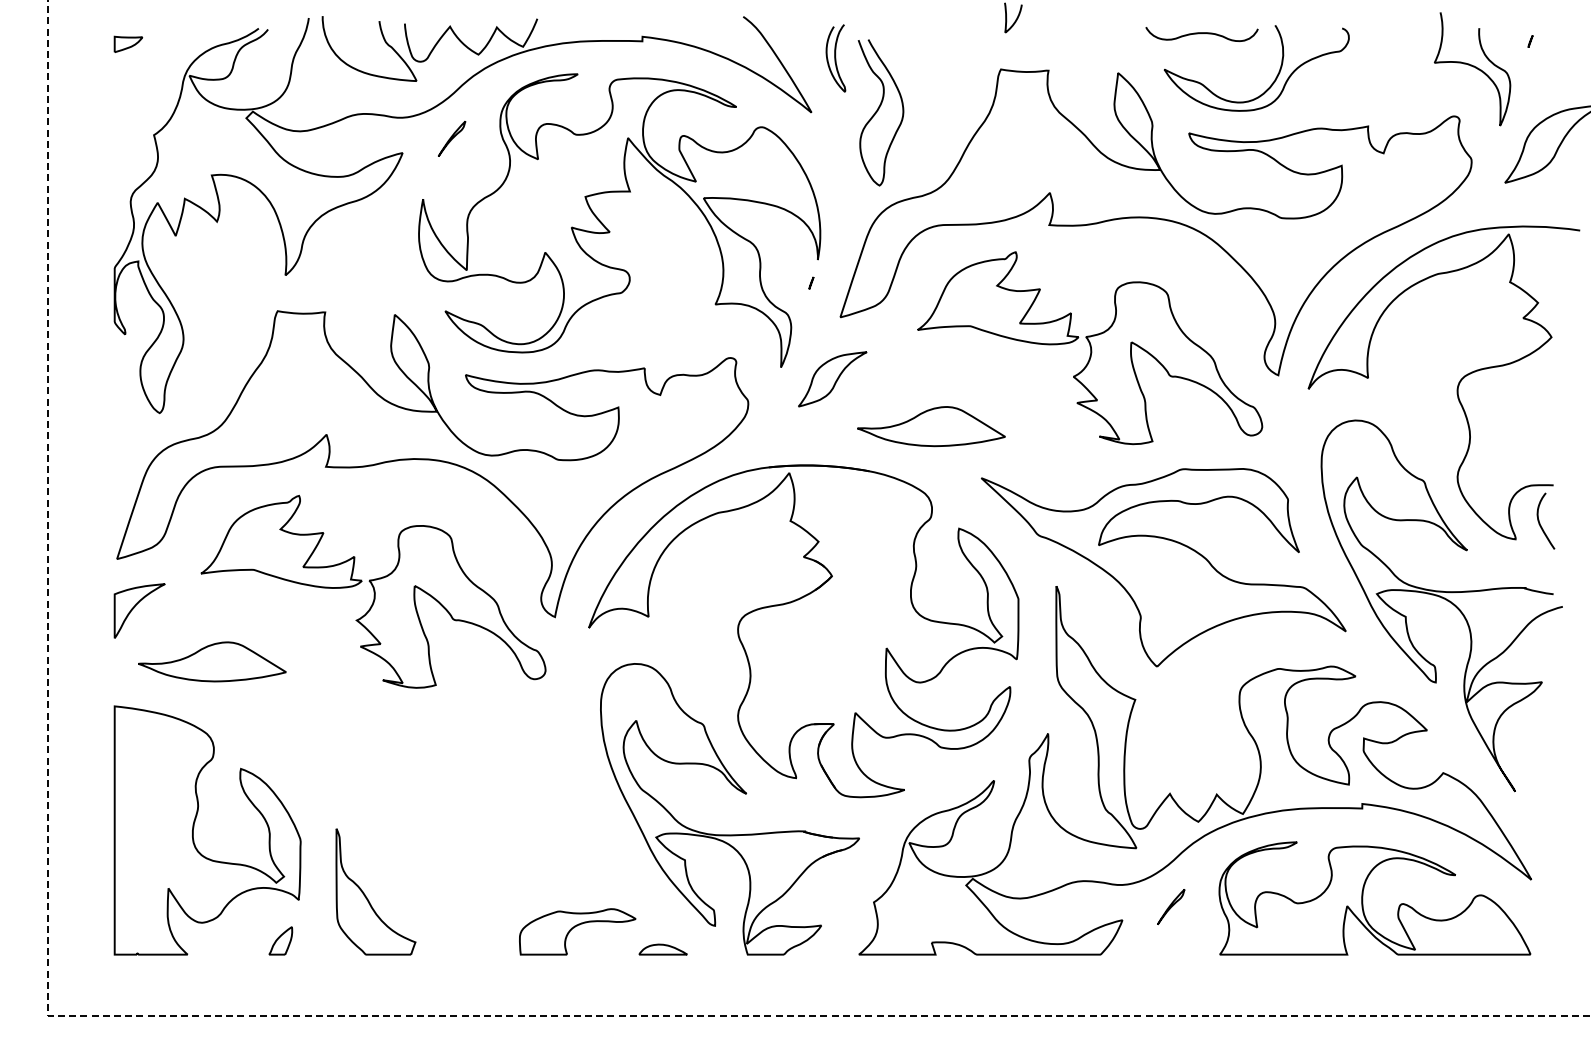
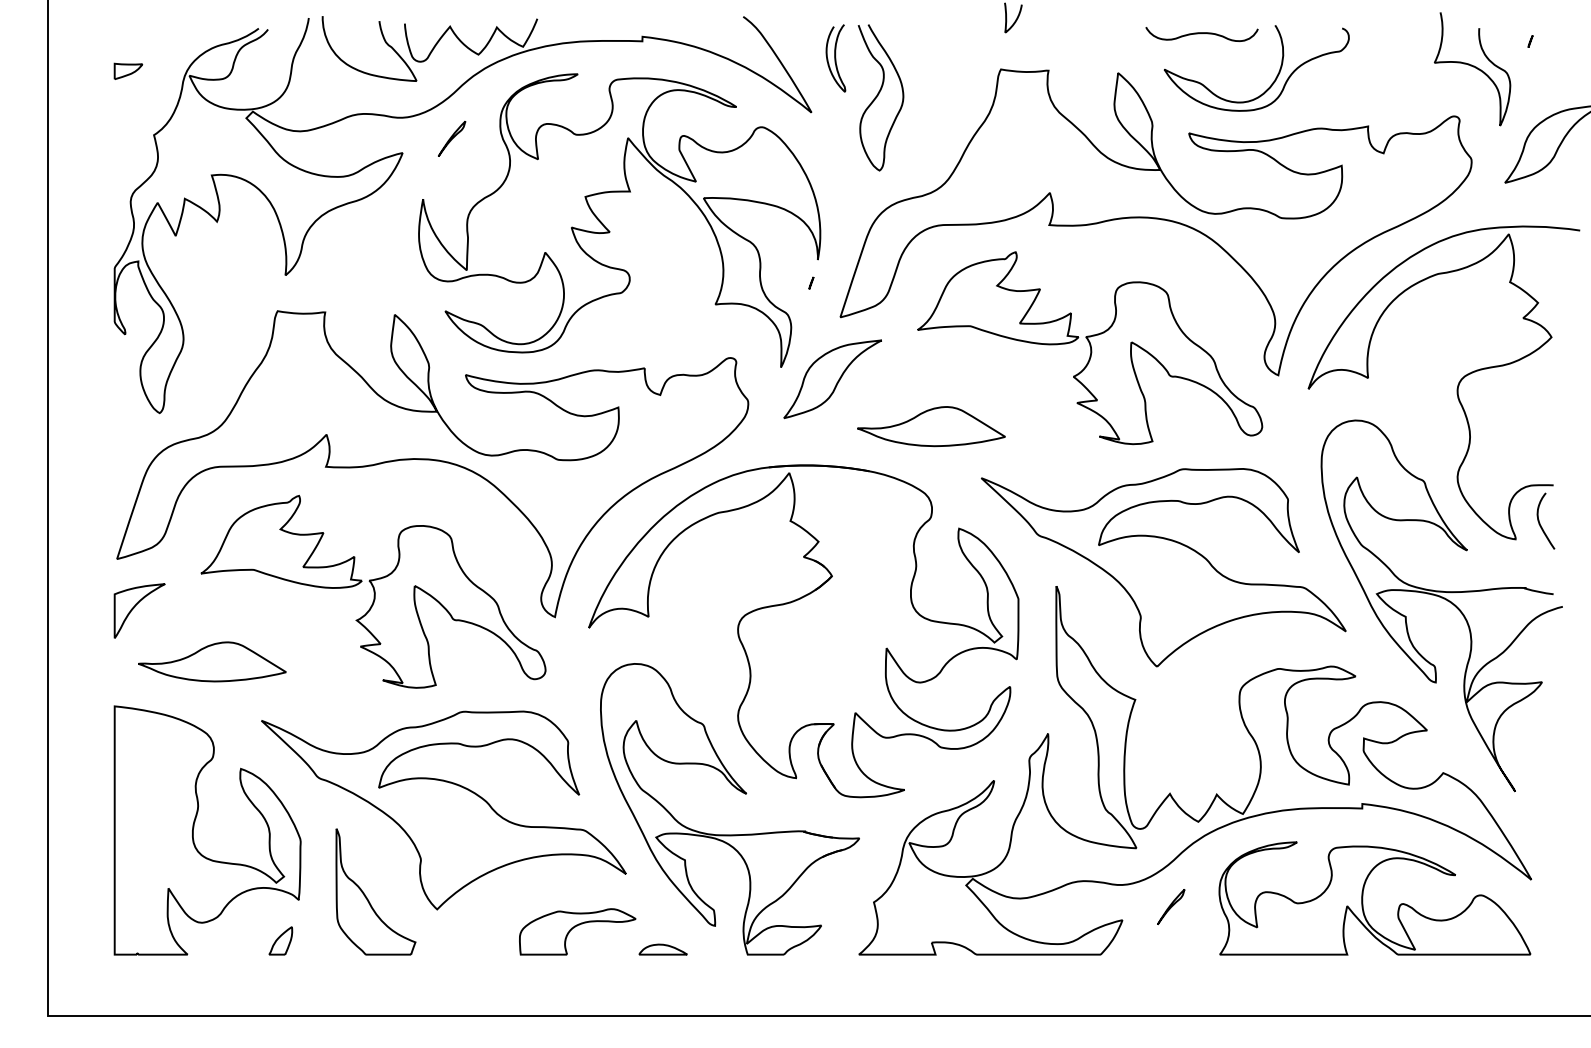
part position: (128, 43) -> (128, 70) (128, 70)
curve position: (878, 110) -> (878, 95) (878, 95)
part size: 70x57 px -> 99x81 px (832, 379)
part: none -> present (443, 810)
line: dashed -> solid (310, 1016)
